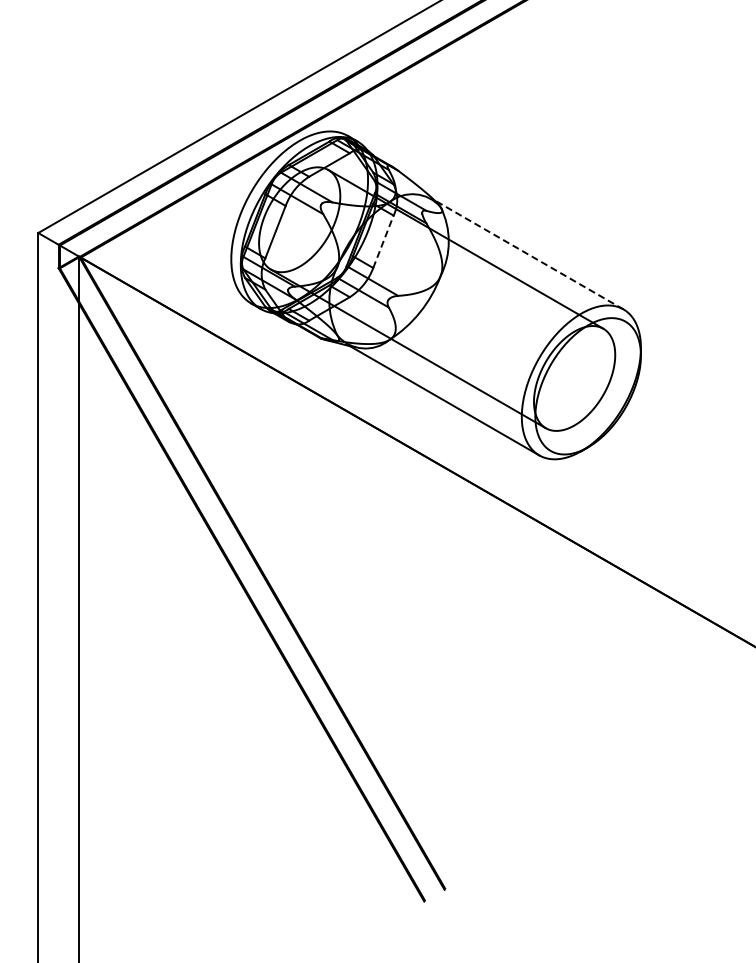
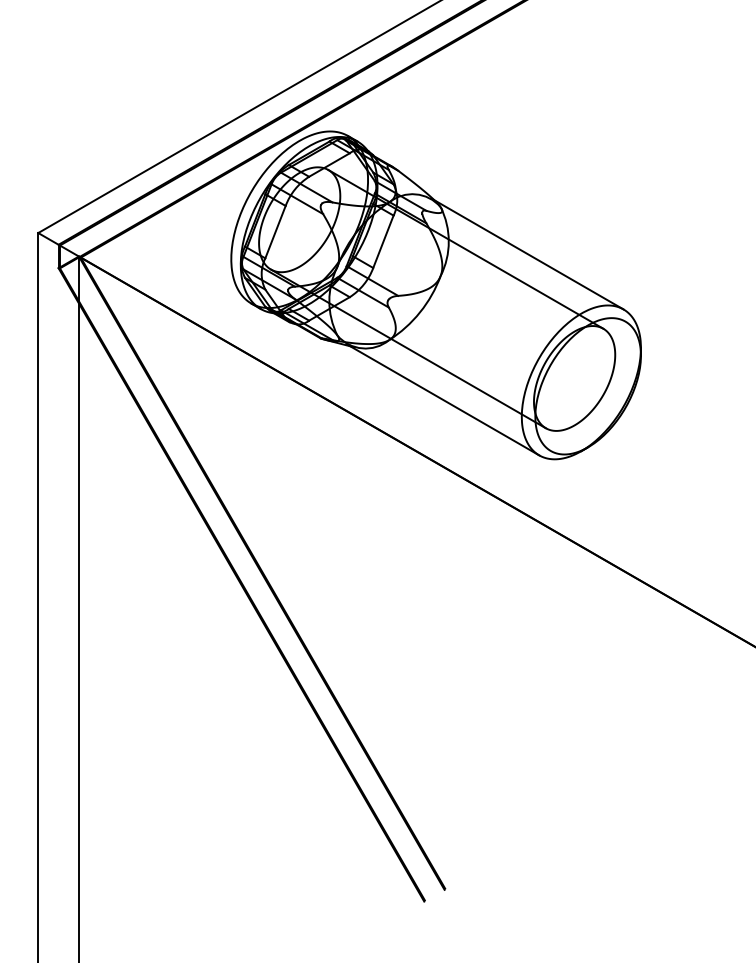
line: dashed -> solid (383, 241)
line: dashed -> solid (526, 253)
